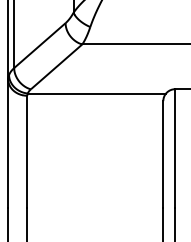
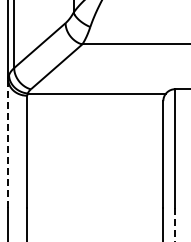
line: solid -> dashed (8, 143)
line: solid -> dashed (175, 225)
